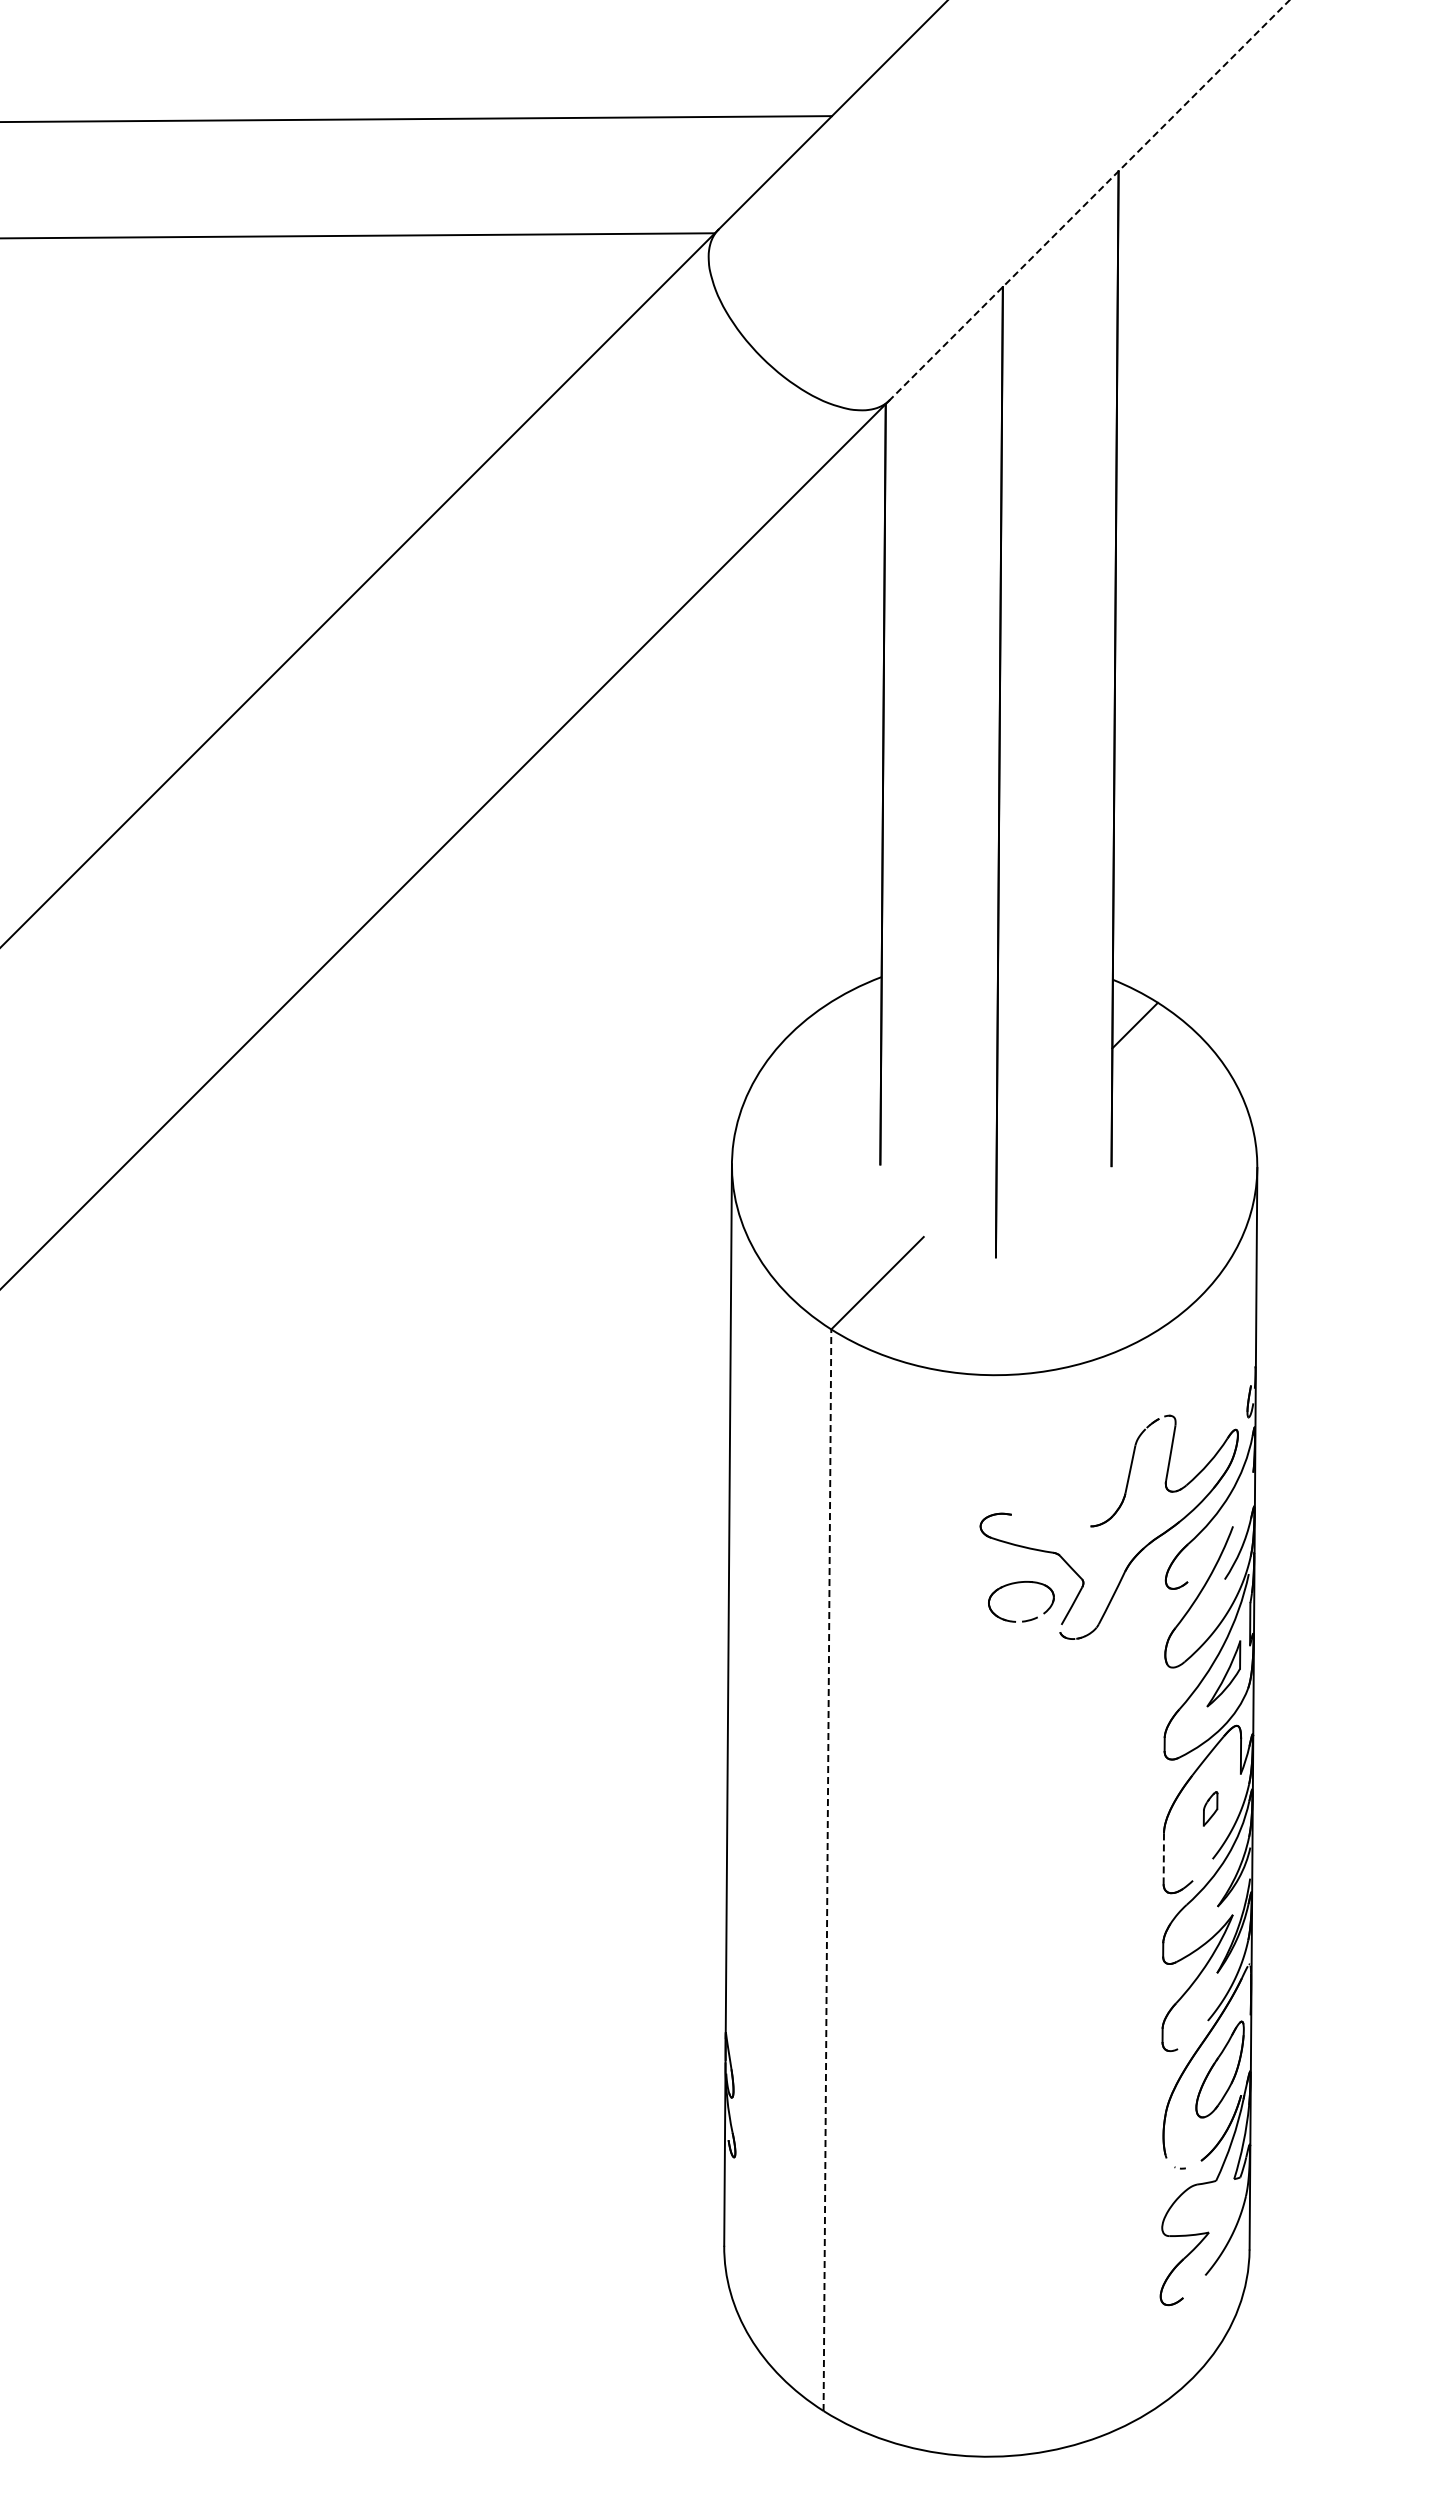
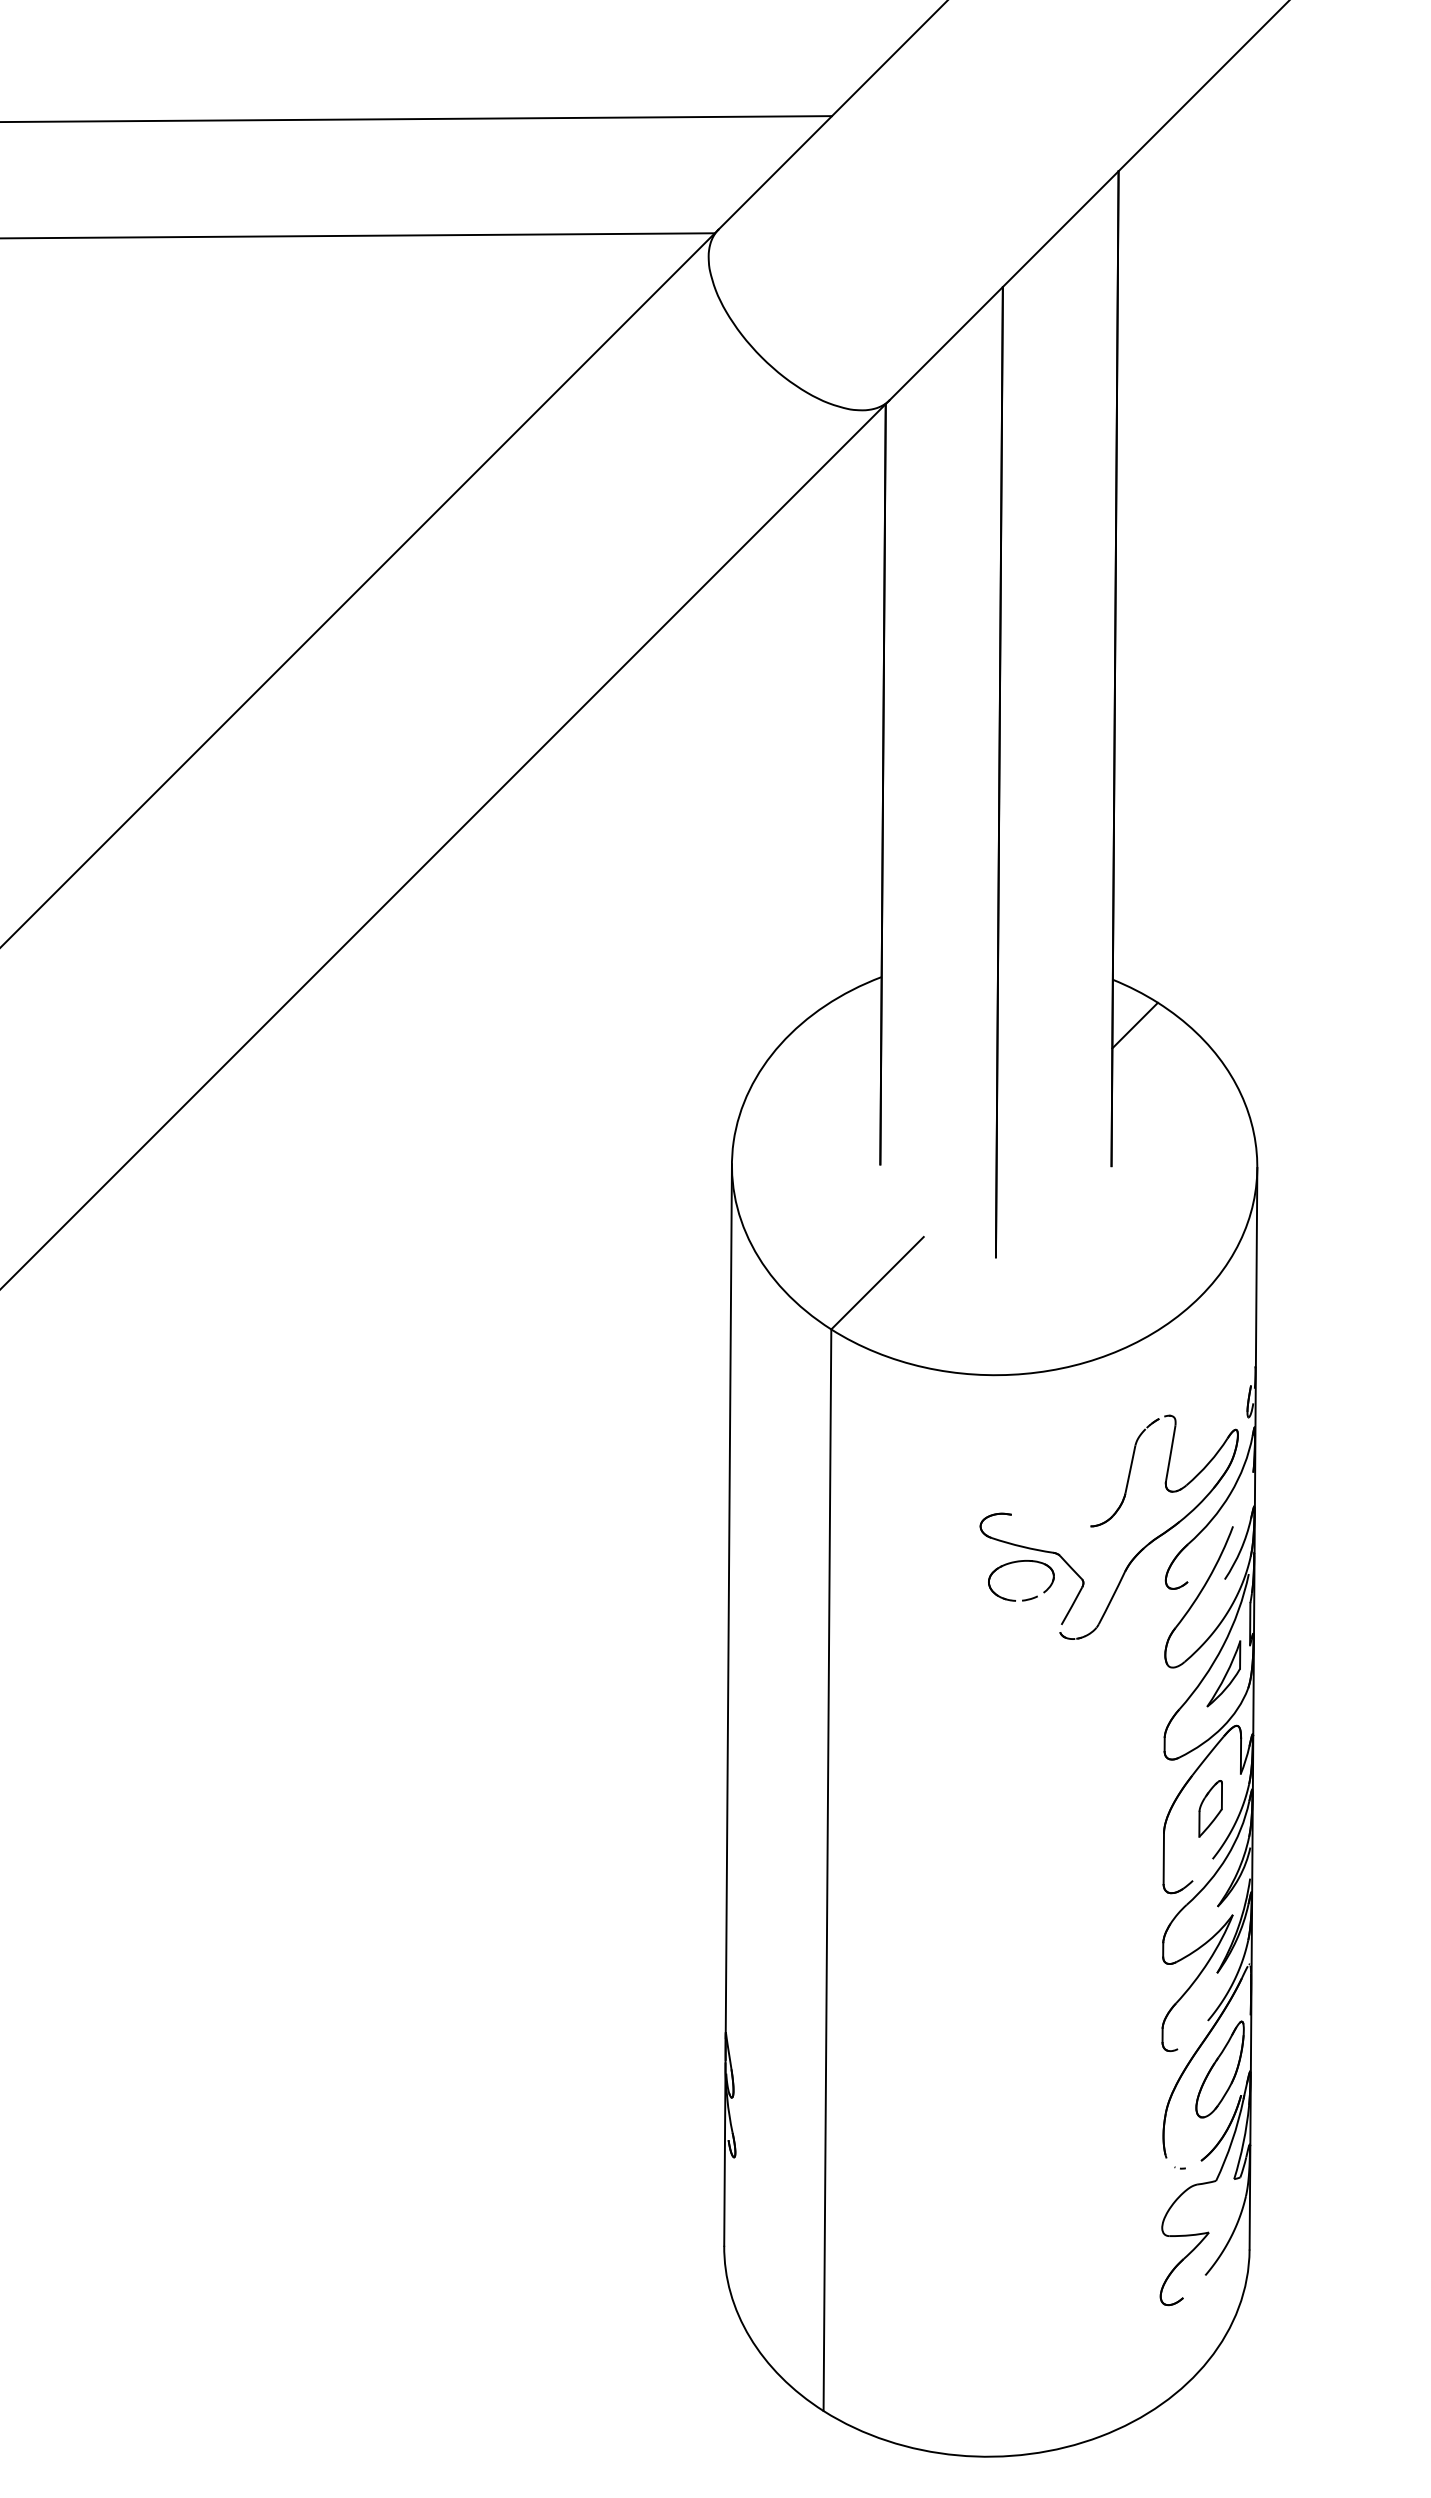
line: dashed -> solid (1089, 200)
part position: (1020, 1583) -> (1020, 1562) (1020, 1562)
part size: 17x36 px -> 25x58 px (1210, 1808)
line: dashed -> solid (1163, 1859)
line: dashed -> solid (827, 1870)
